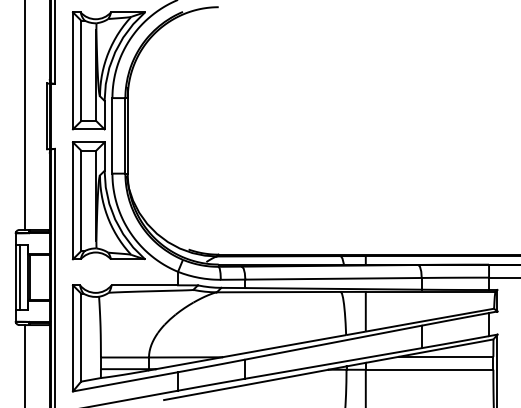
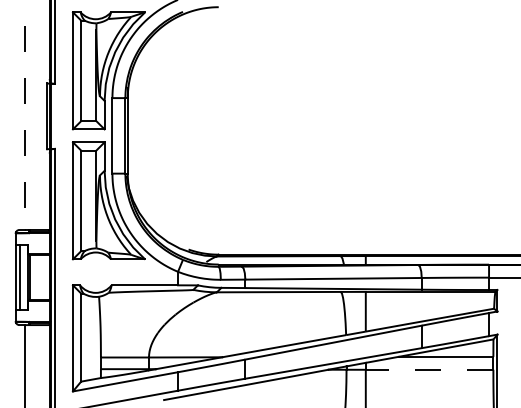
line: solid -> dashed (24, 115)
line: solid -> dashed (429, 369)
